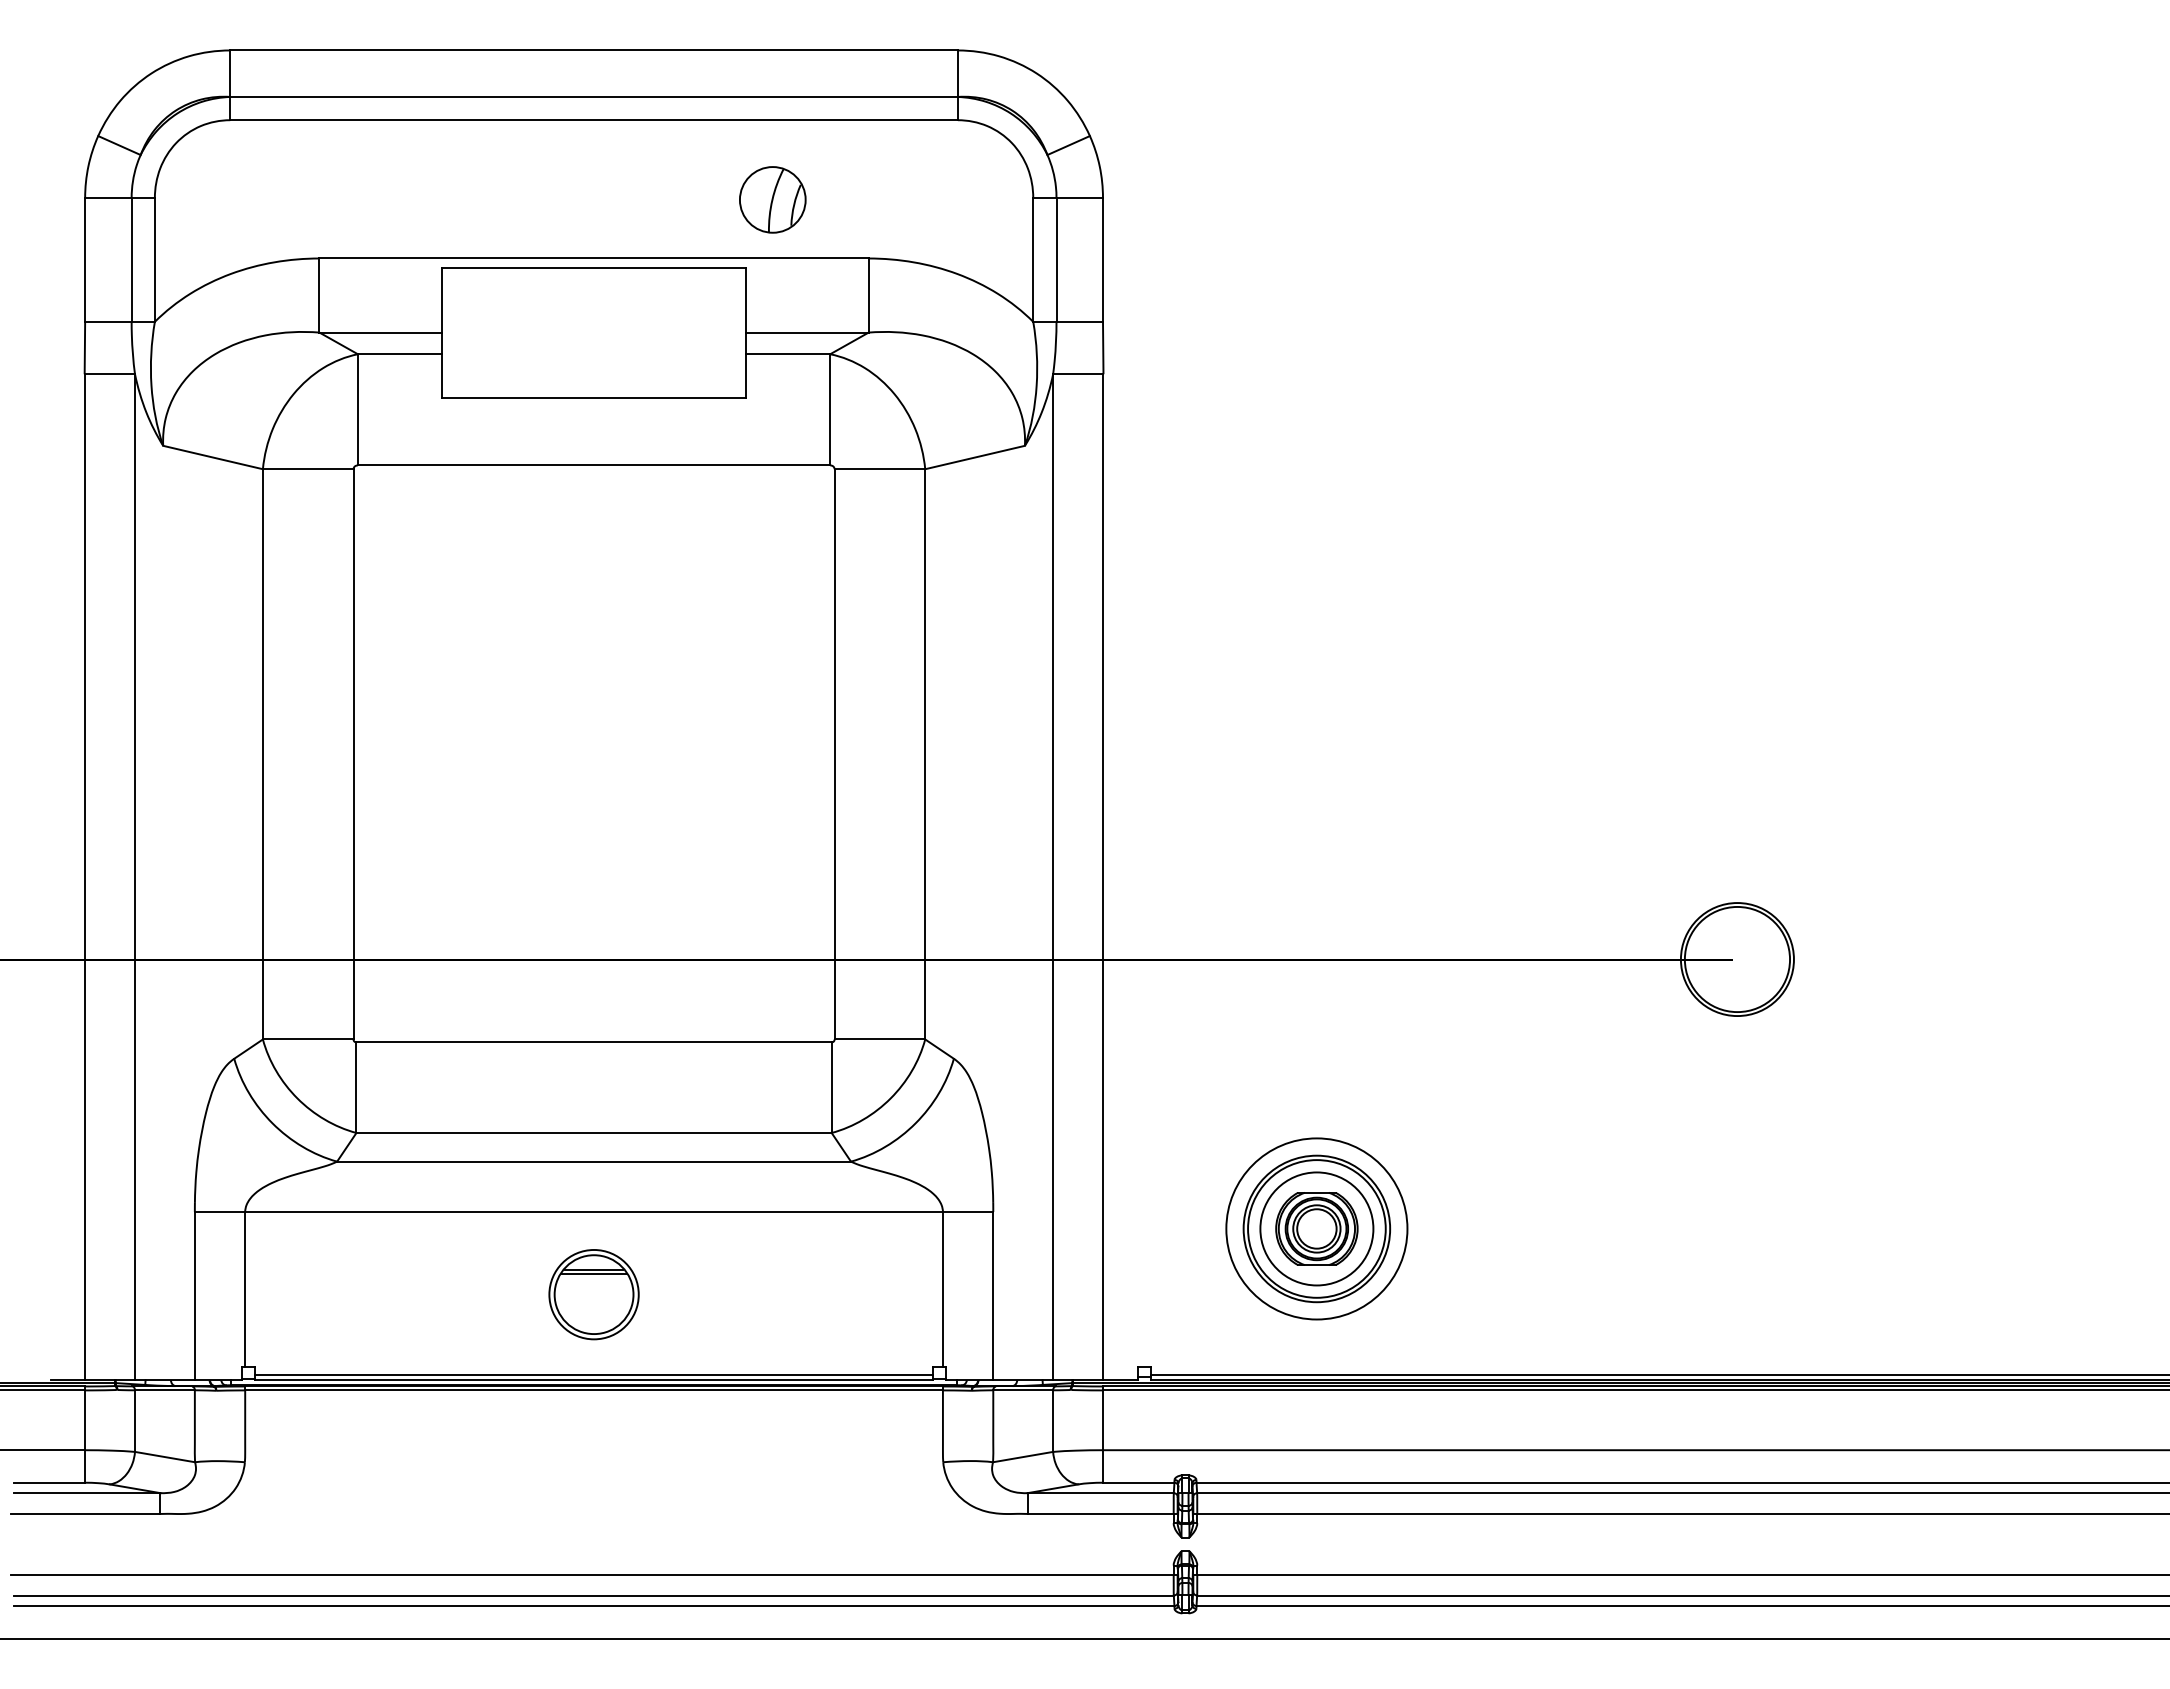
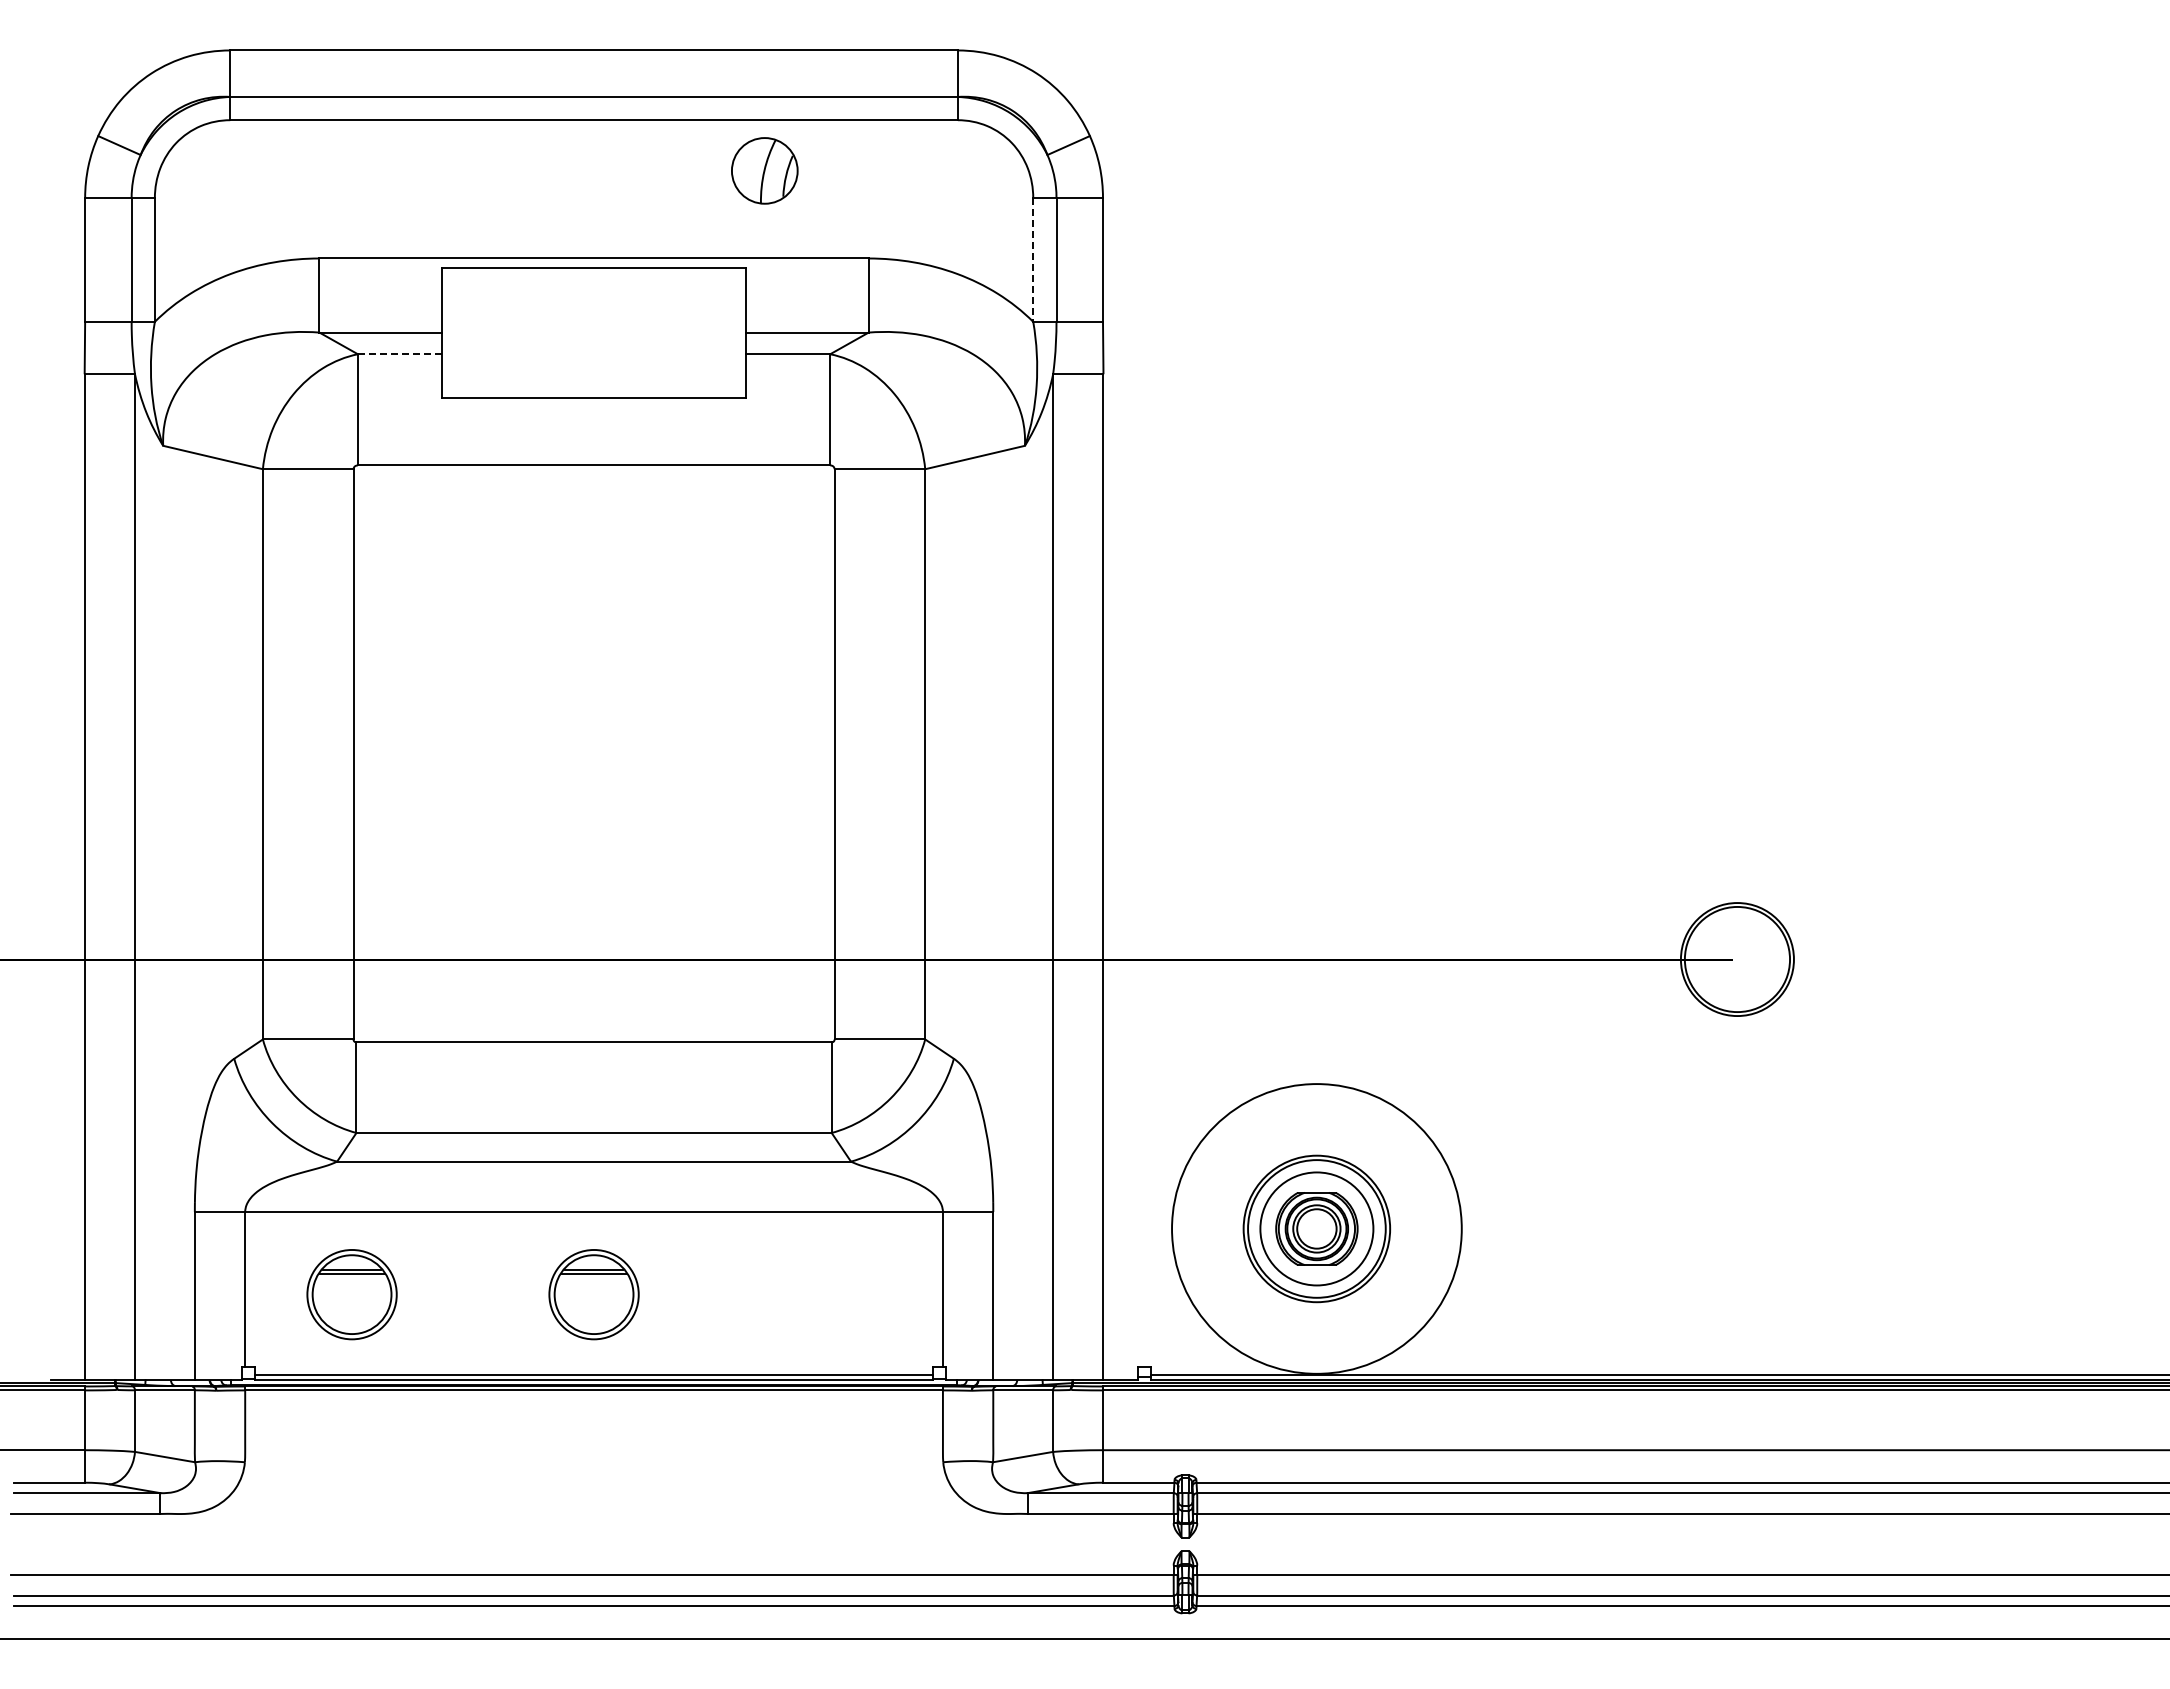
part position: (772, 199) -> (764, 170) (764, 170)
line: solid -> dashed (1033, 259)
line: solid -> dashed (400, 354)
circle diameter: 181 px -> 290 px (1316, 1228)
part: none -> present (351, 1294)
